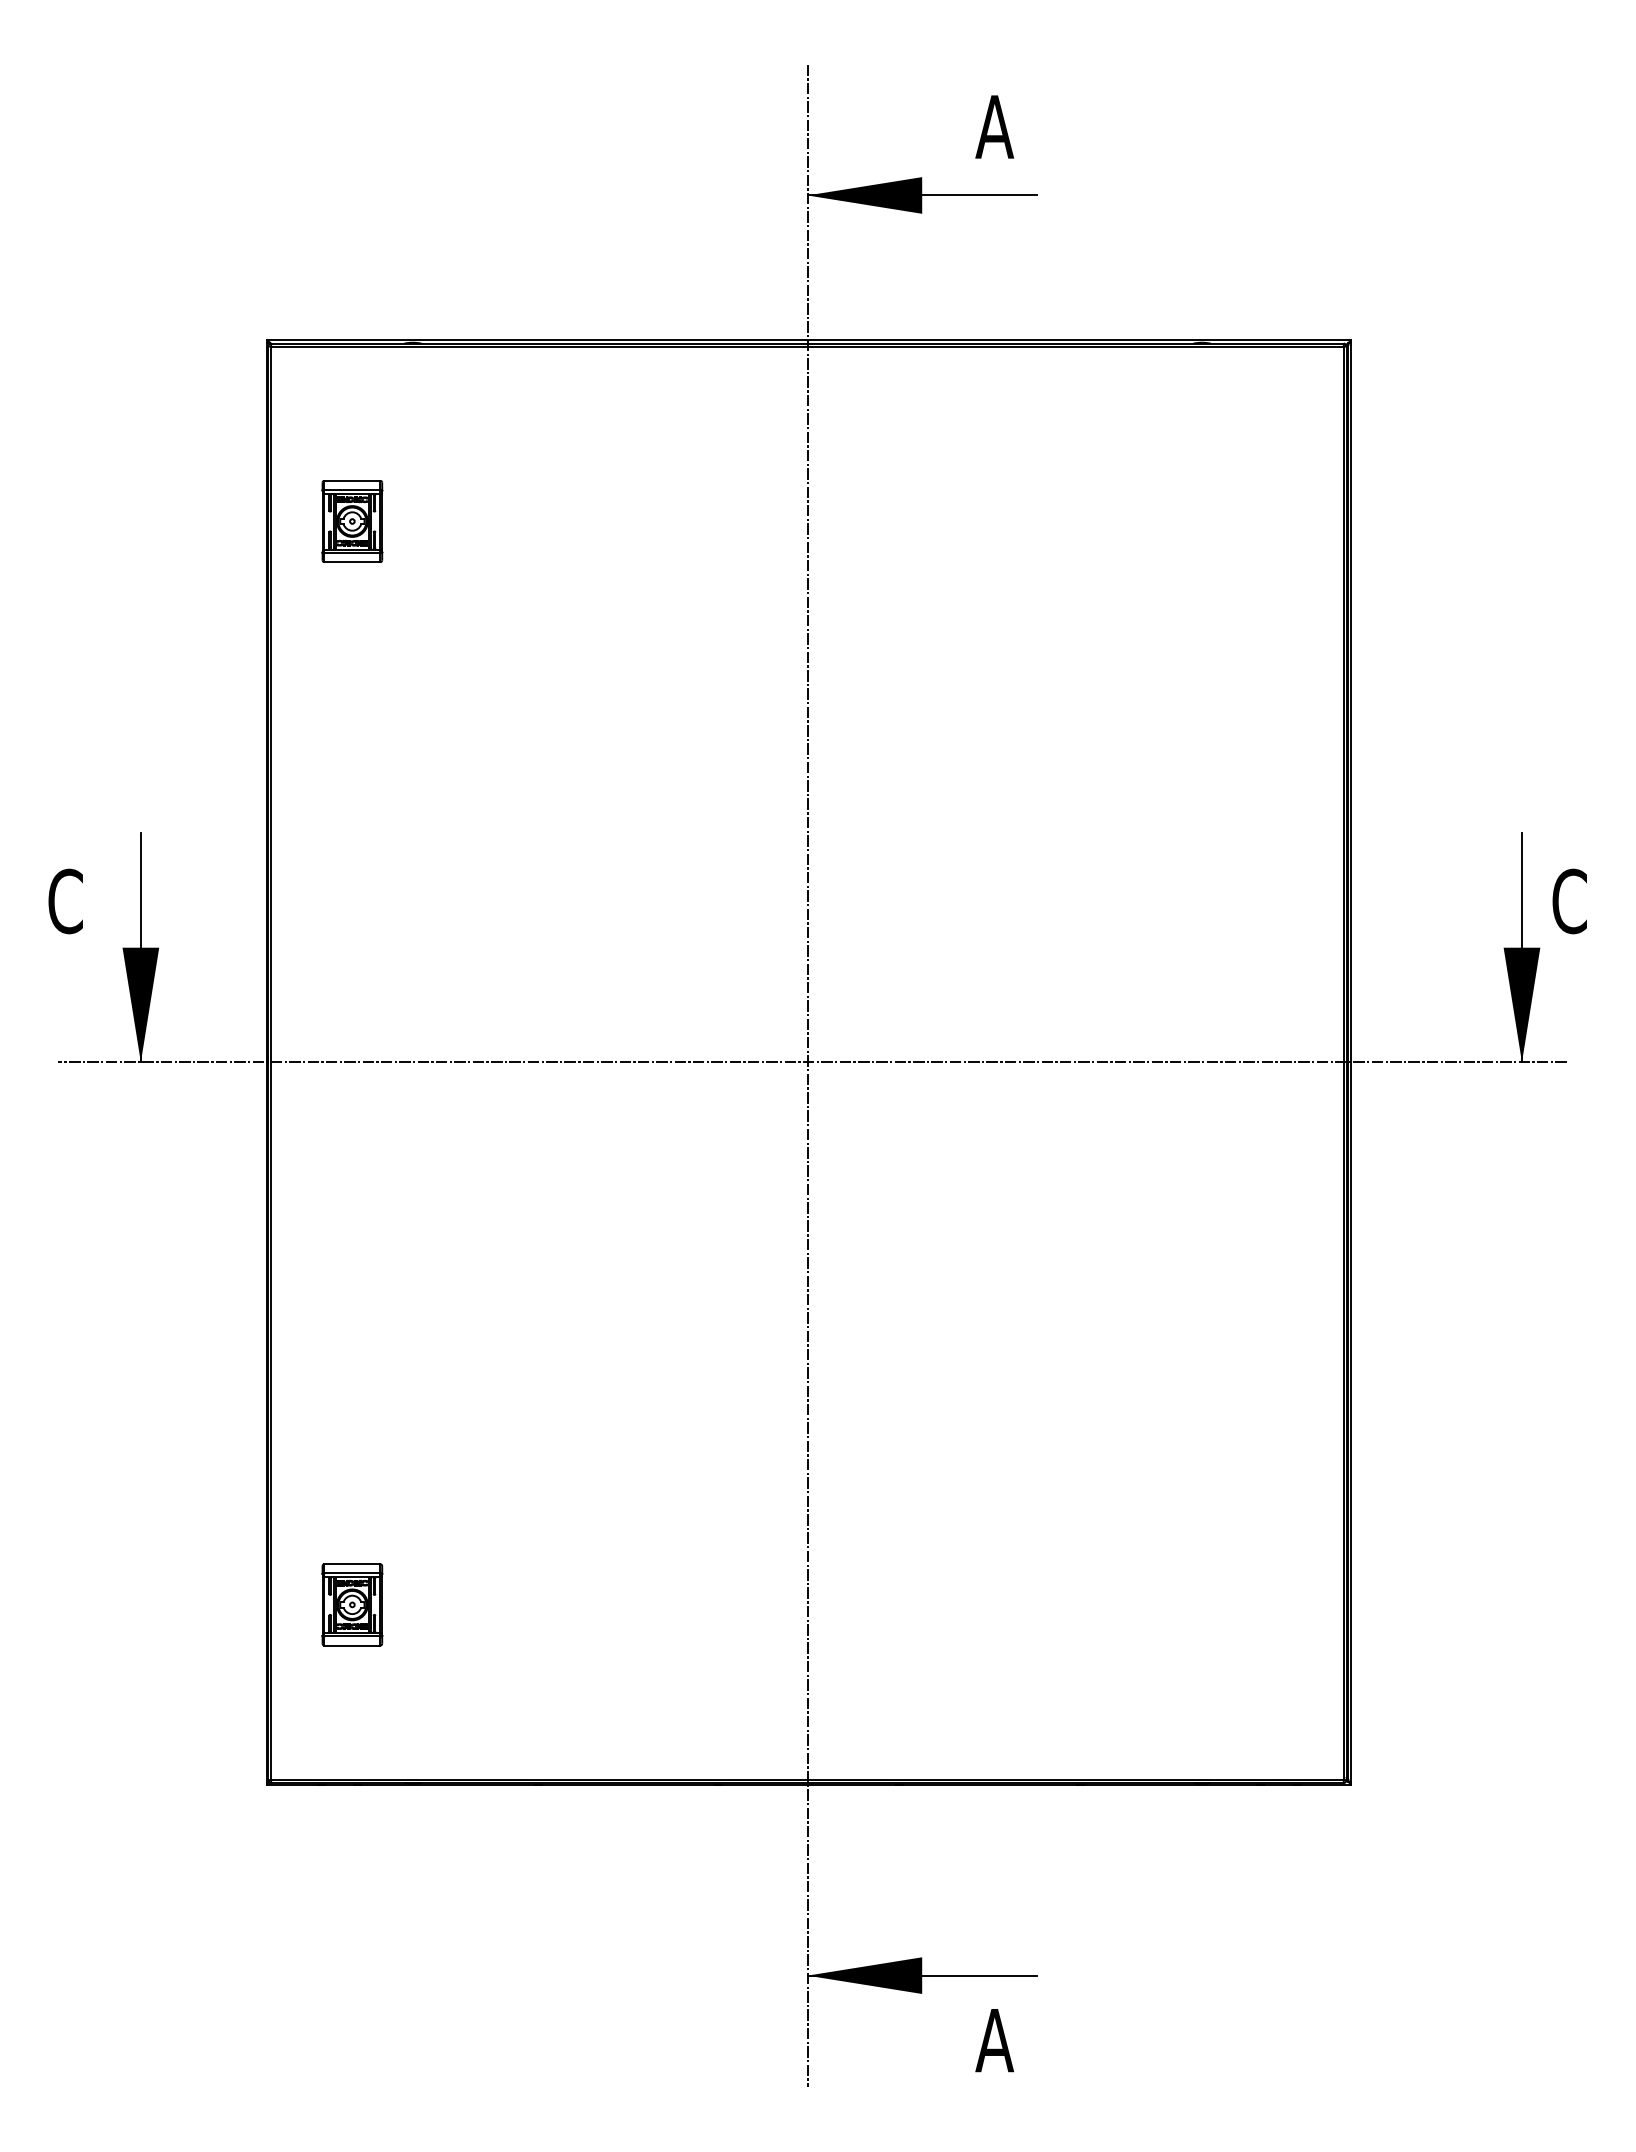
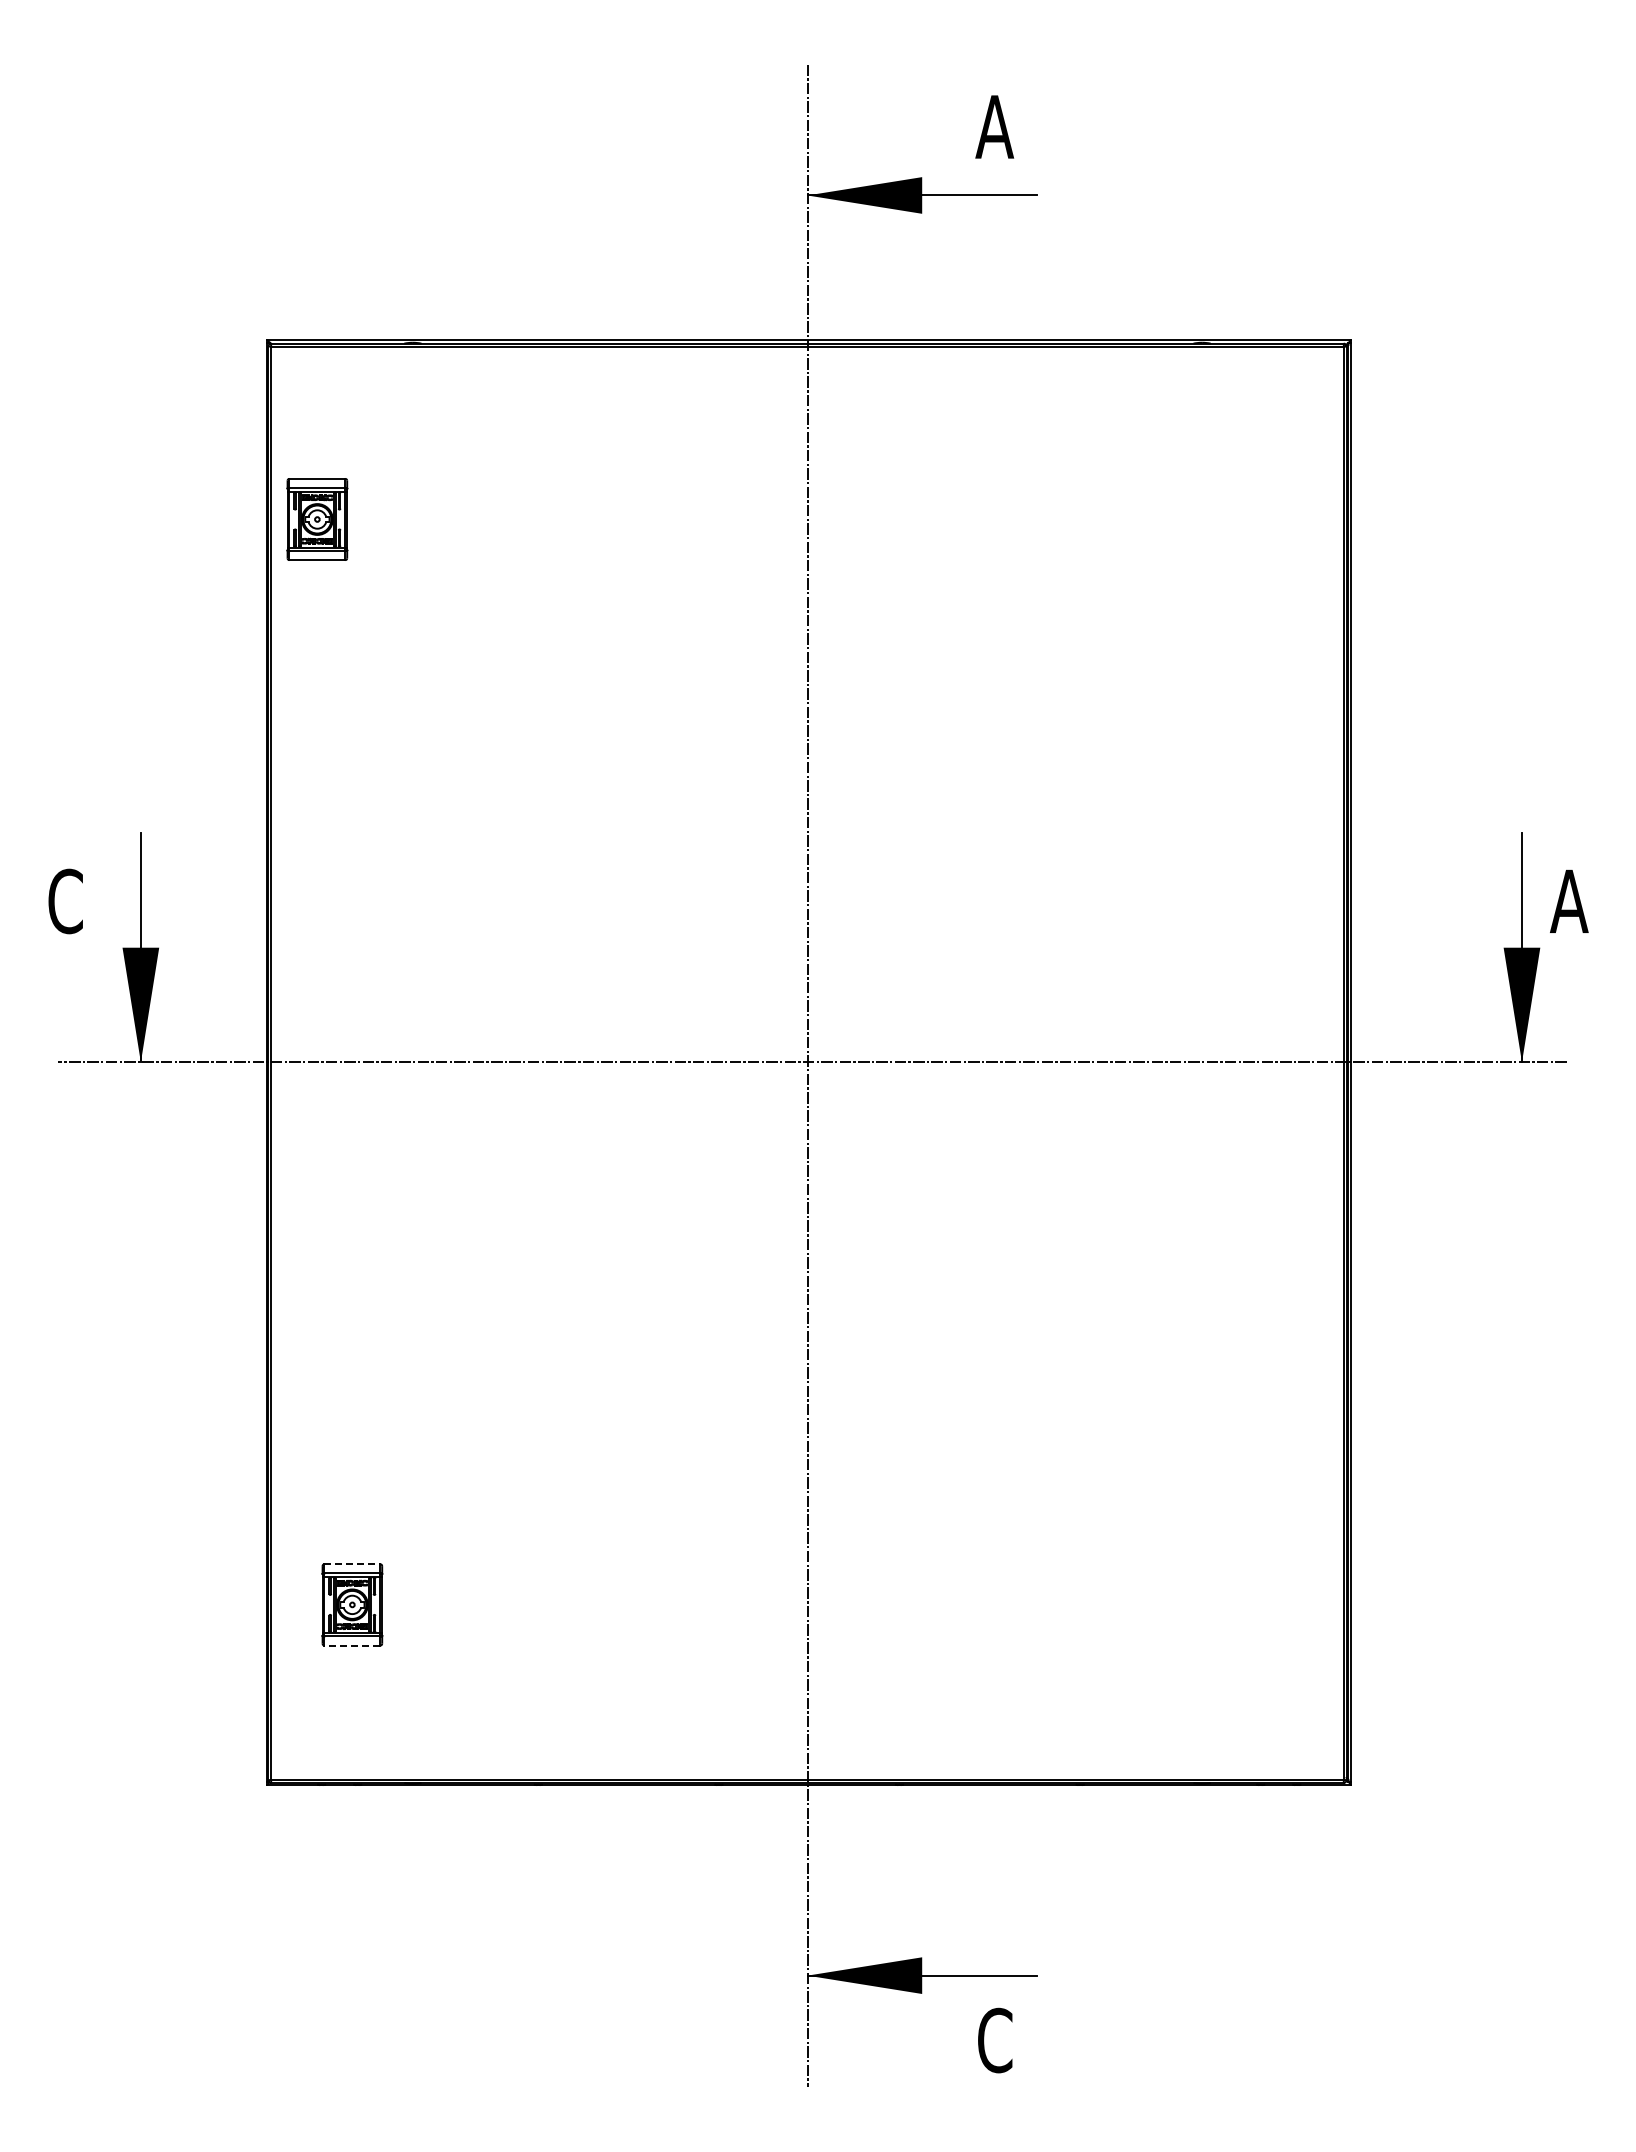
part position: (352, 521) -> (317, 519) (317, 519)
text: C -> A (1569, 901)
line: solid -> dashed (352, 1564)
line: solid -> dashed (352, 1645)
text: A -> C (994, 2040)
